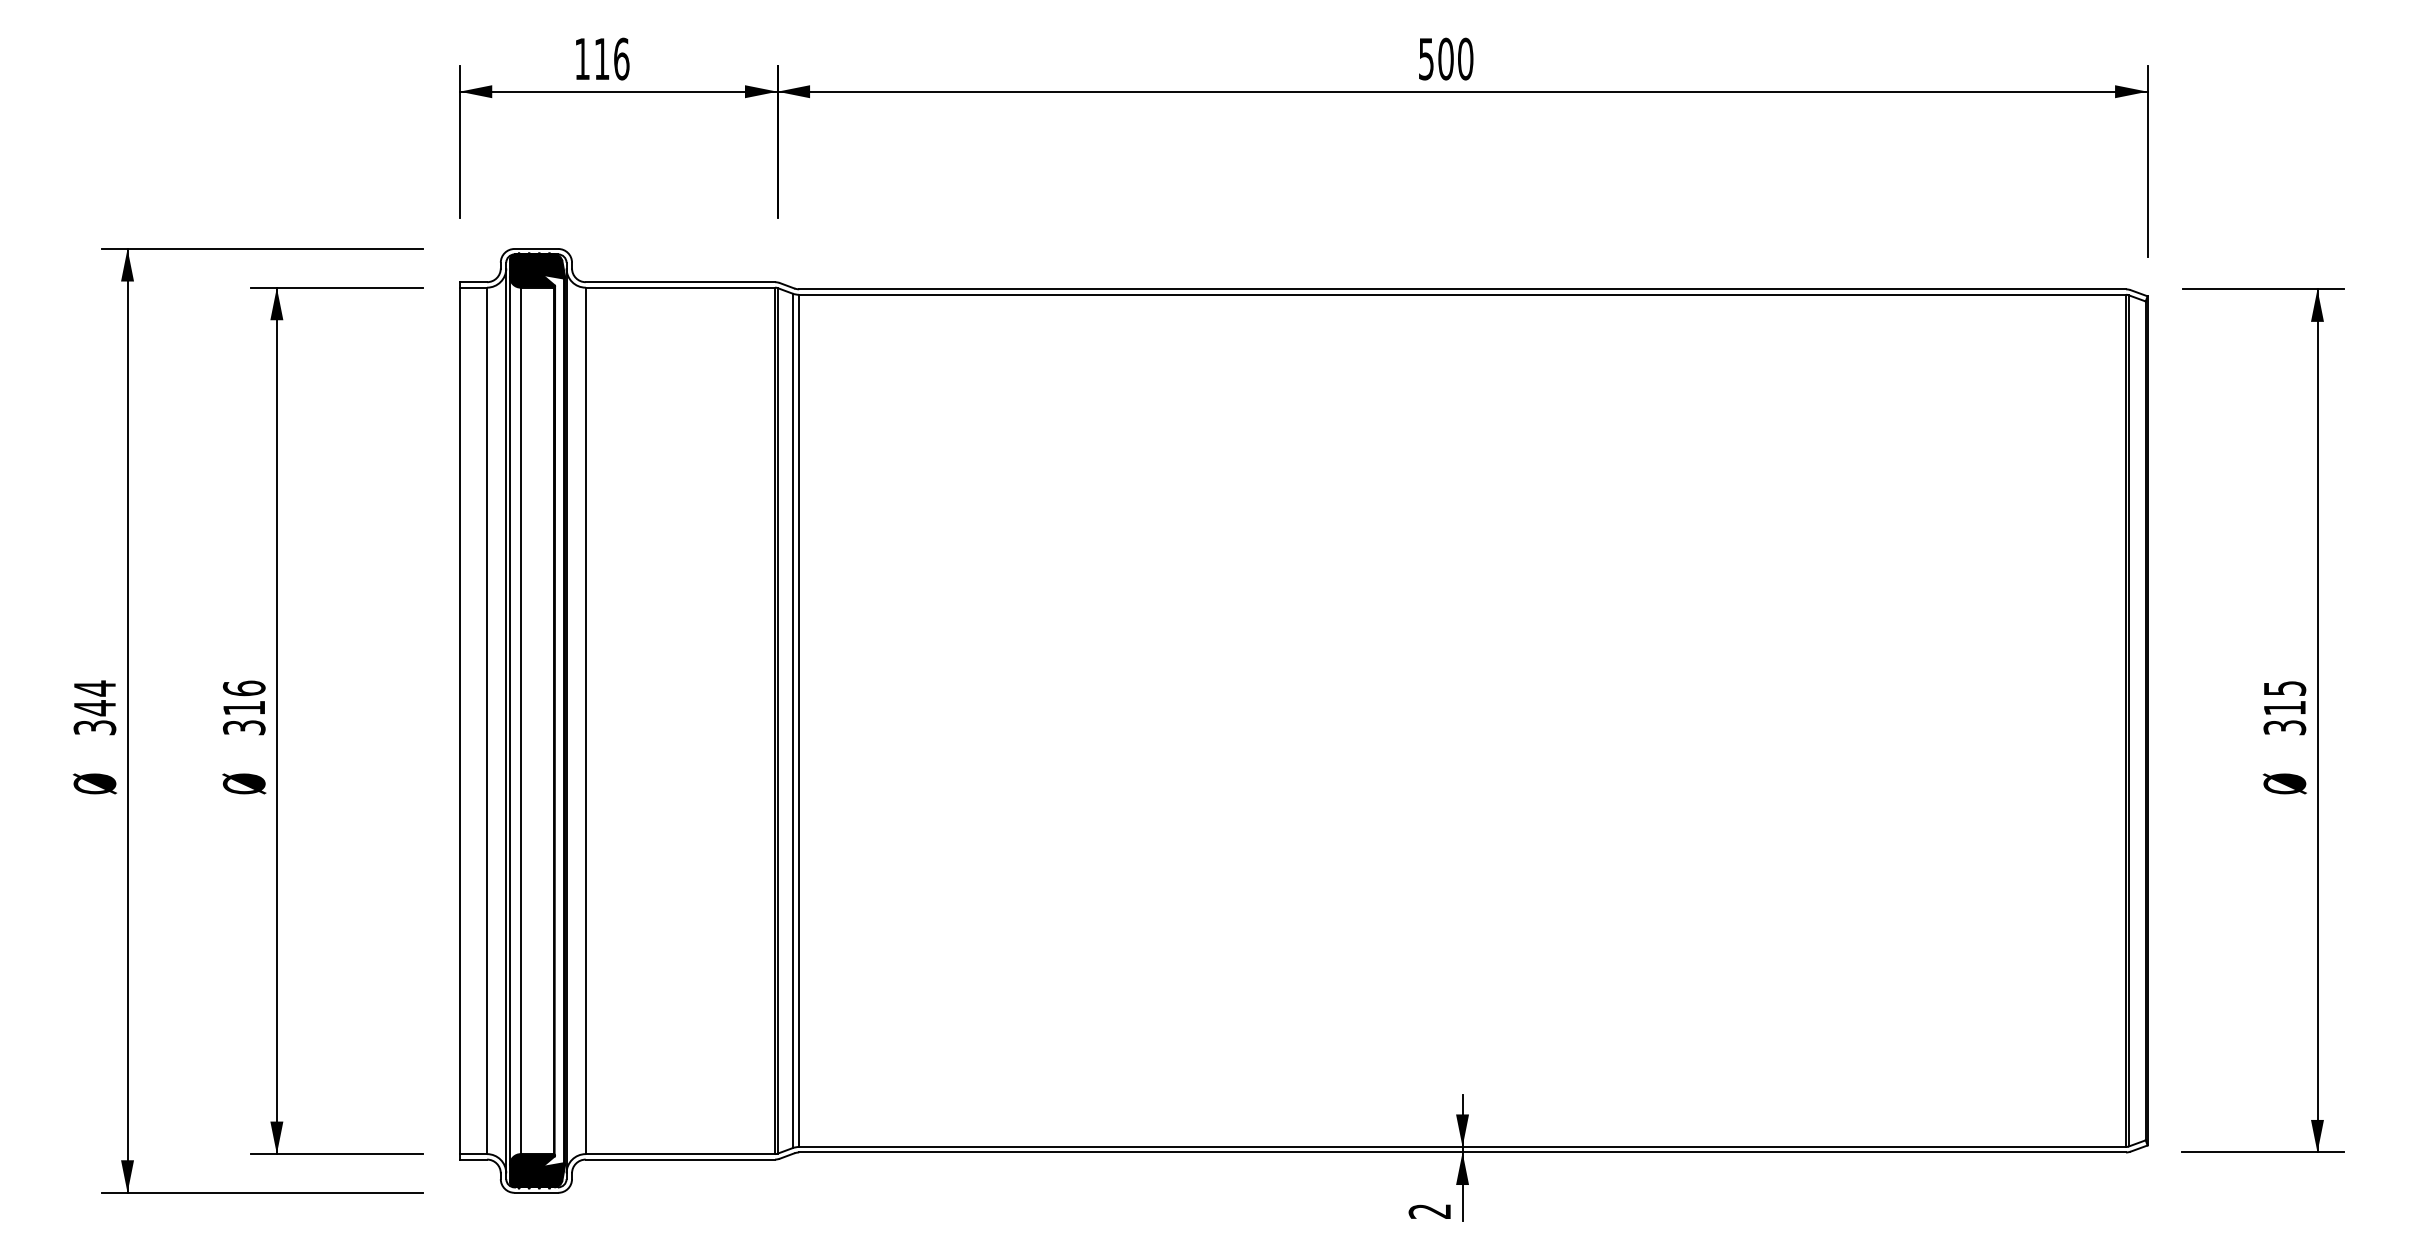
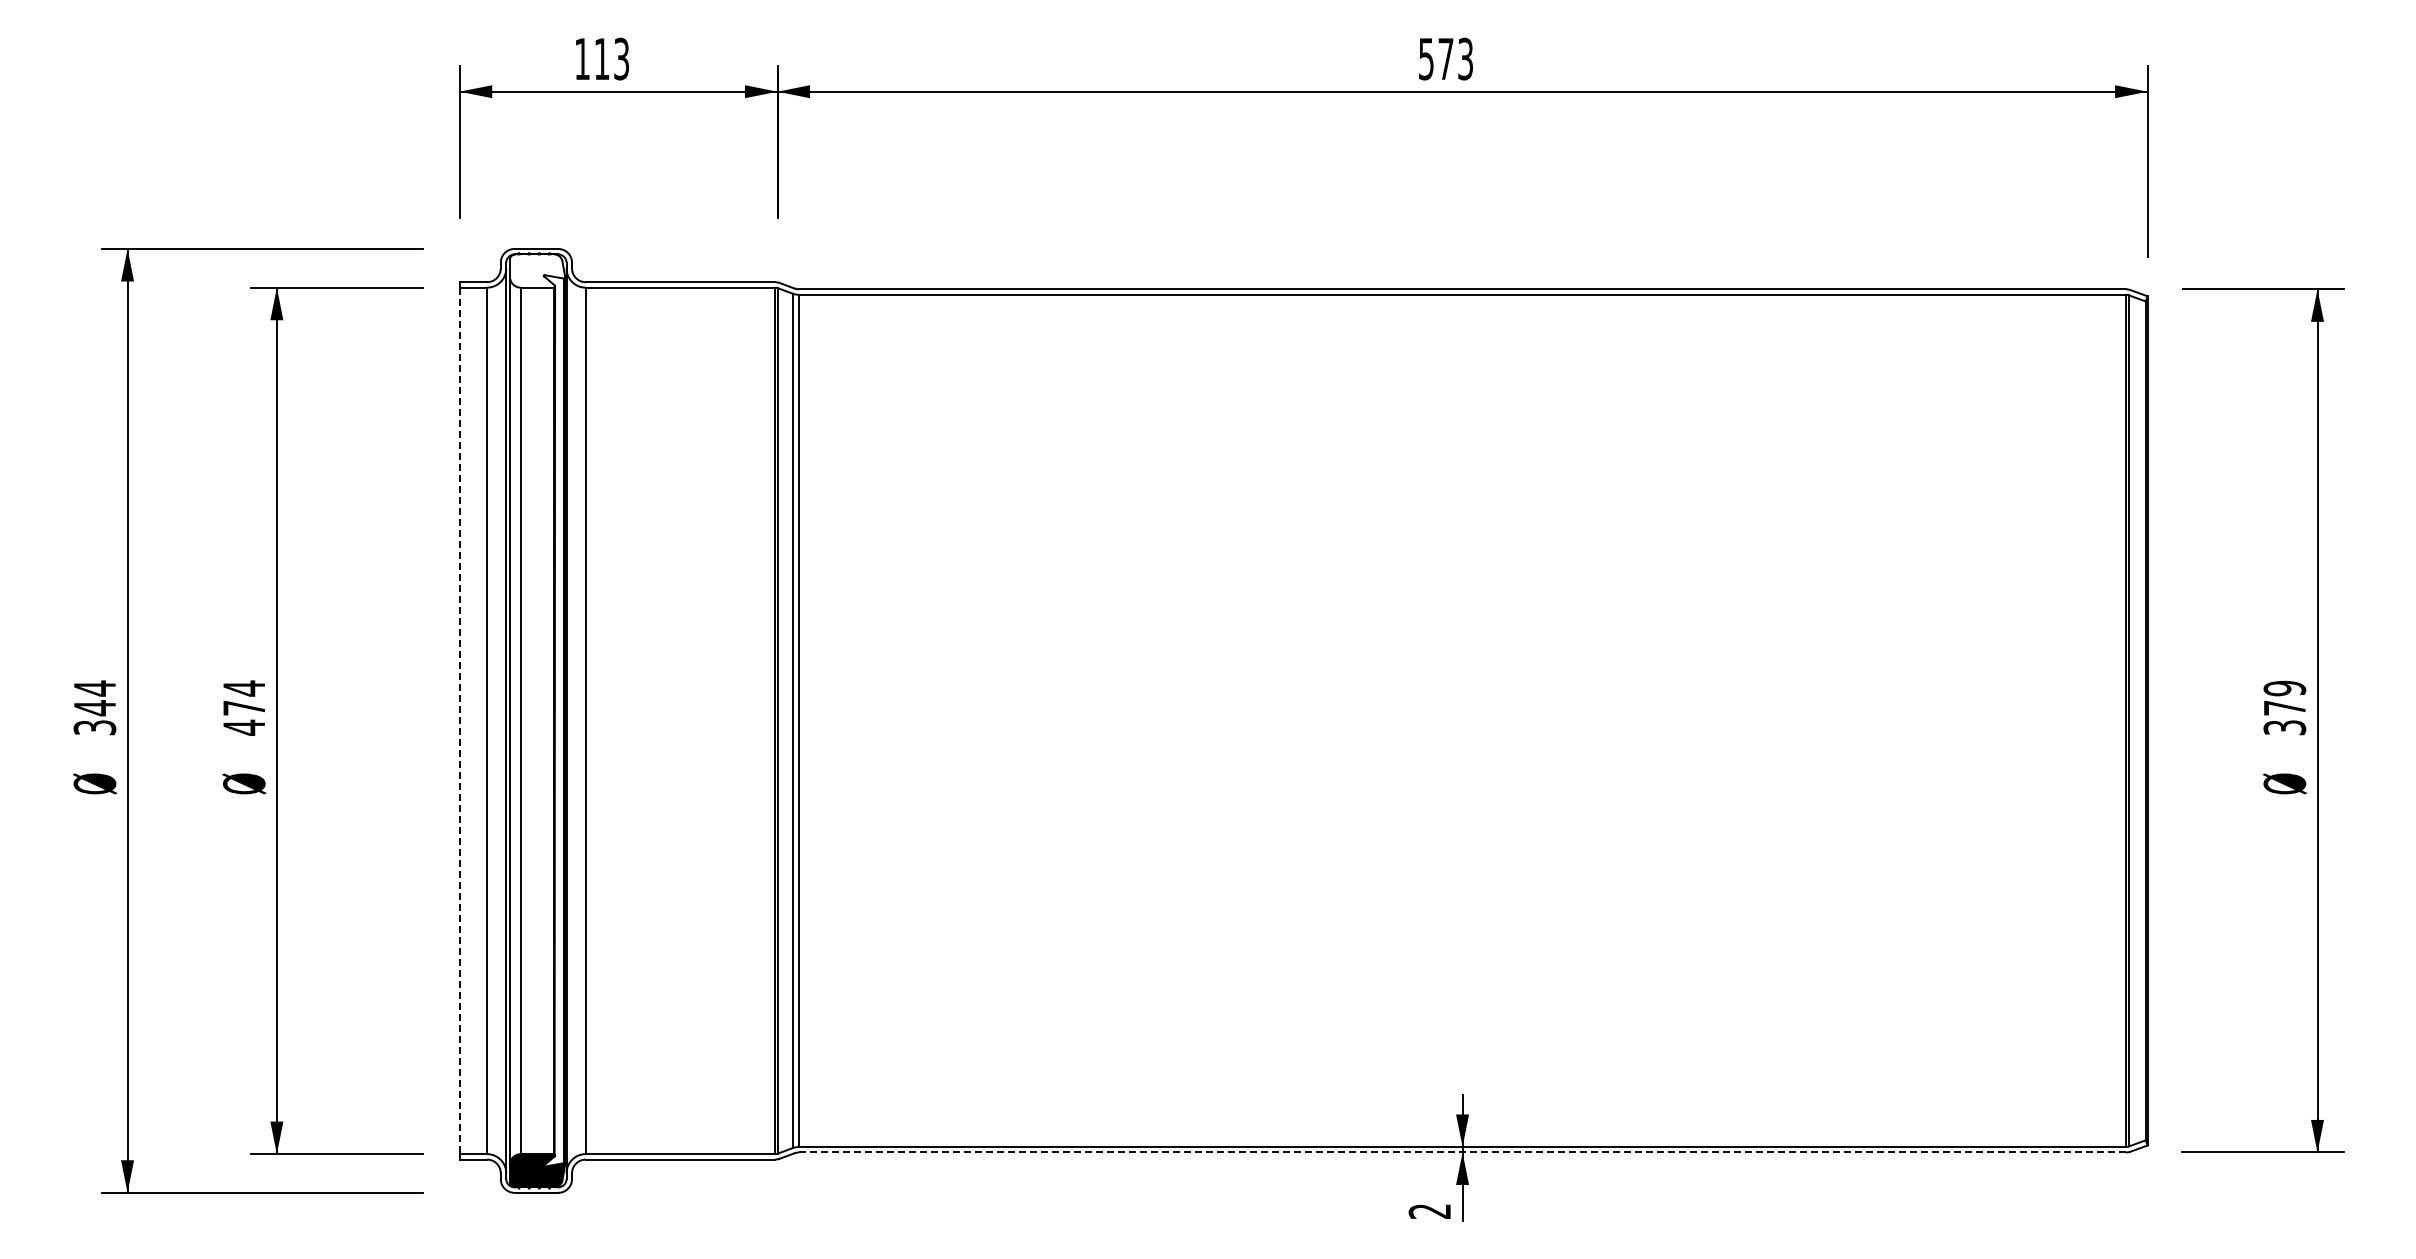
text: 116 -> 113 (621, 58)
text: 500 -> 573 (1455, 58)
fill: present -> none (537, 270)
text: 315 -> 379 (2284, 697)
text: 316 -> 474 (243, 707)
line: solid -> dashed (459, 721)
line: solid -> dashed (1462, 1152)
